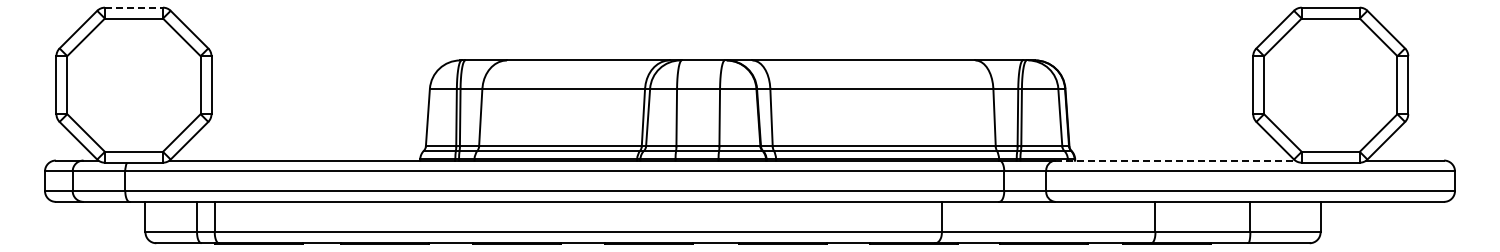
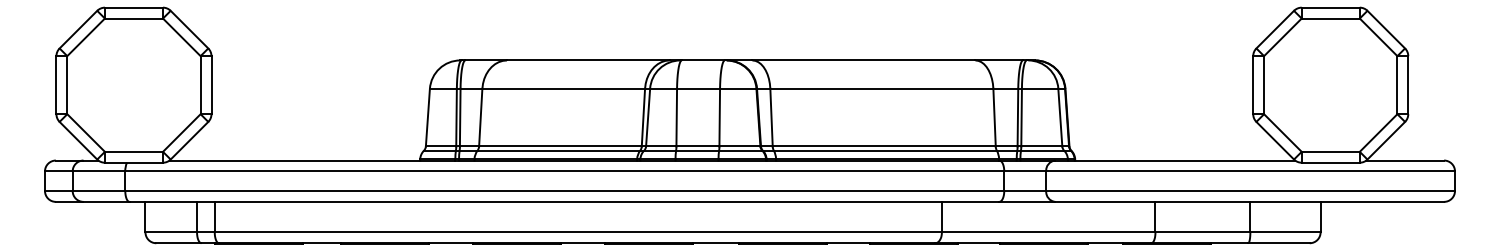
line: dashed -> solid (134, 7)
line: dashed -> solid (1175, 160)
